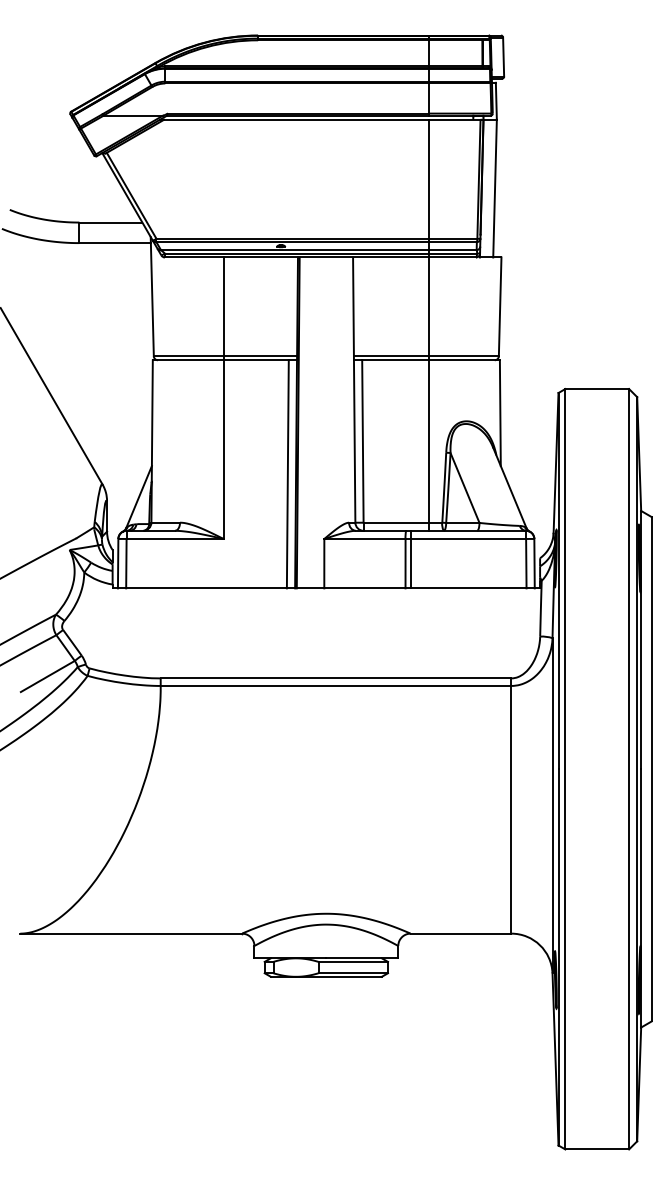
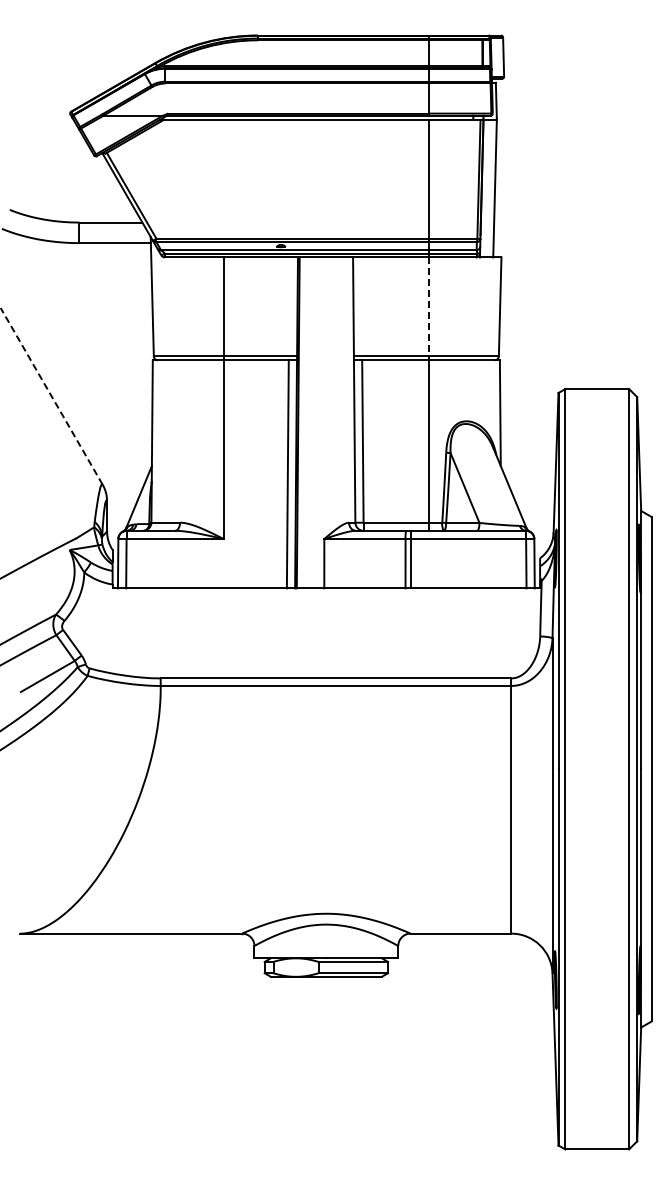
line: solid -> dashed (429, 307)
line: solid -> dashed (51, 396)
